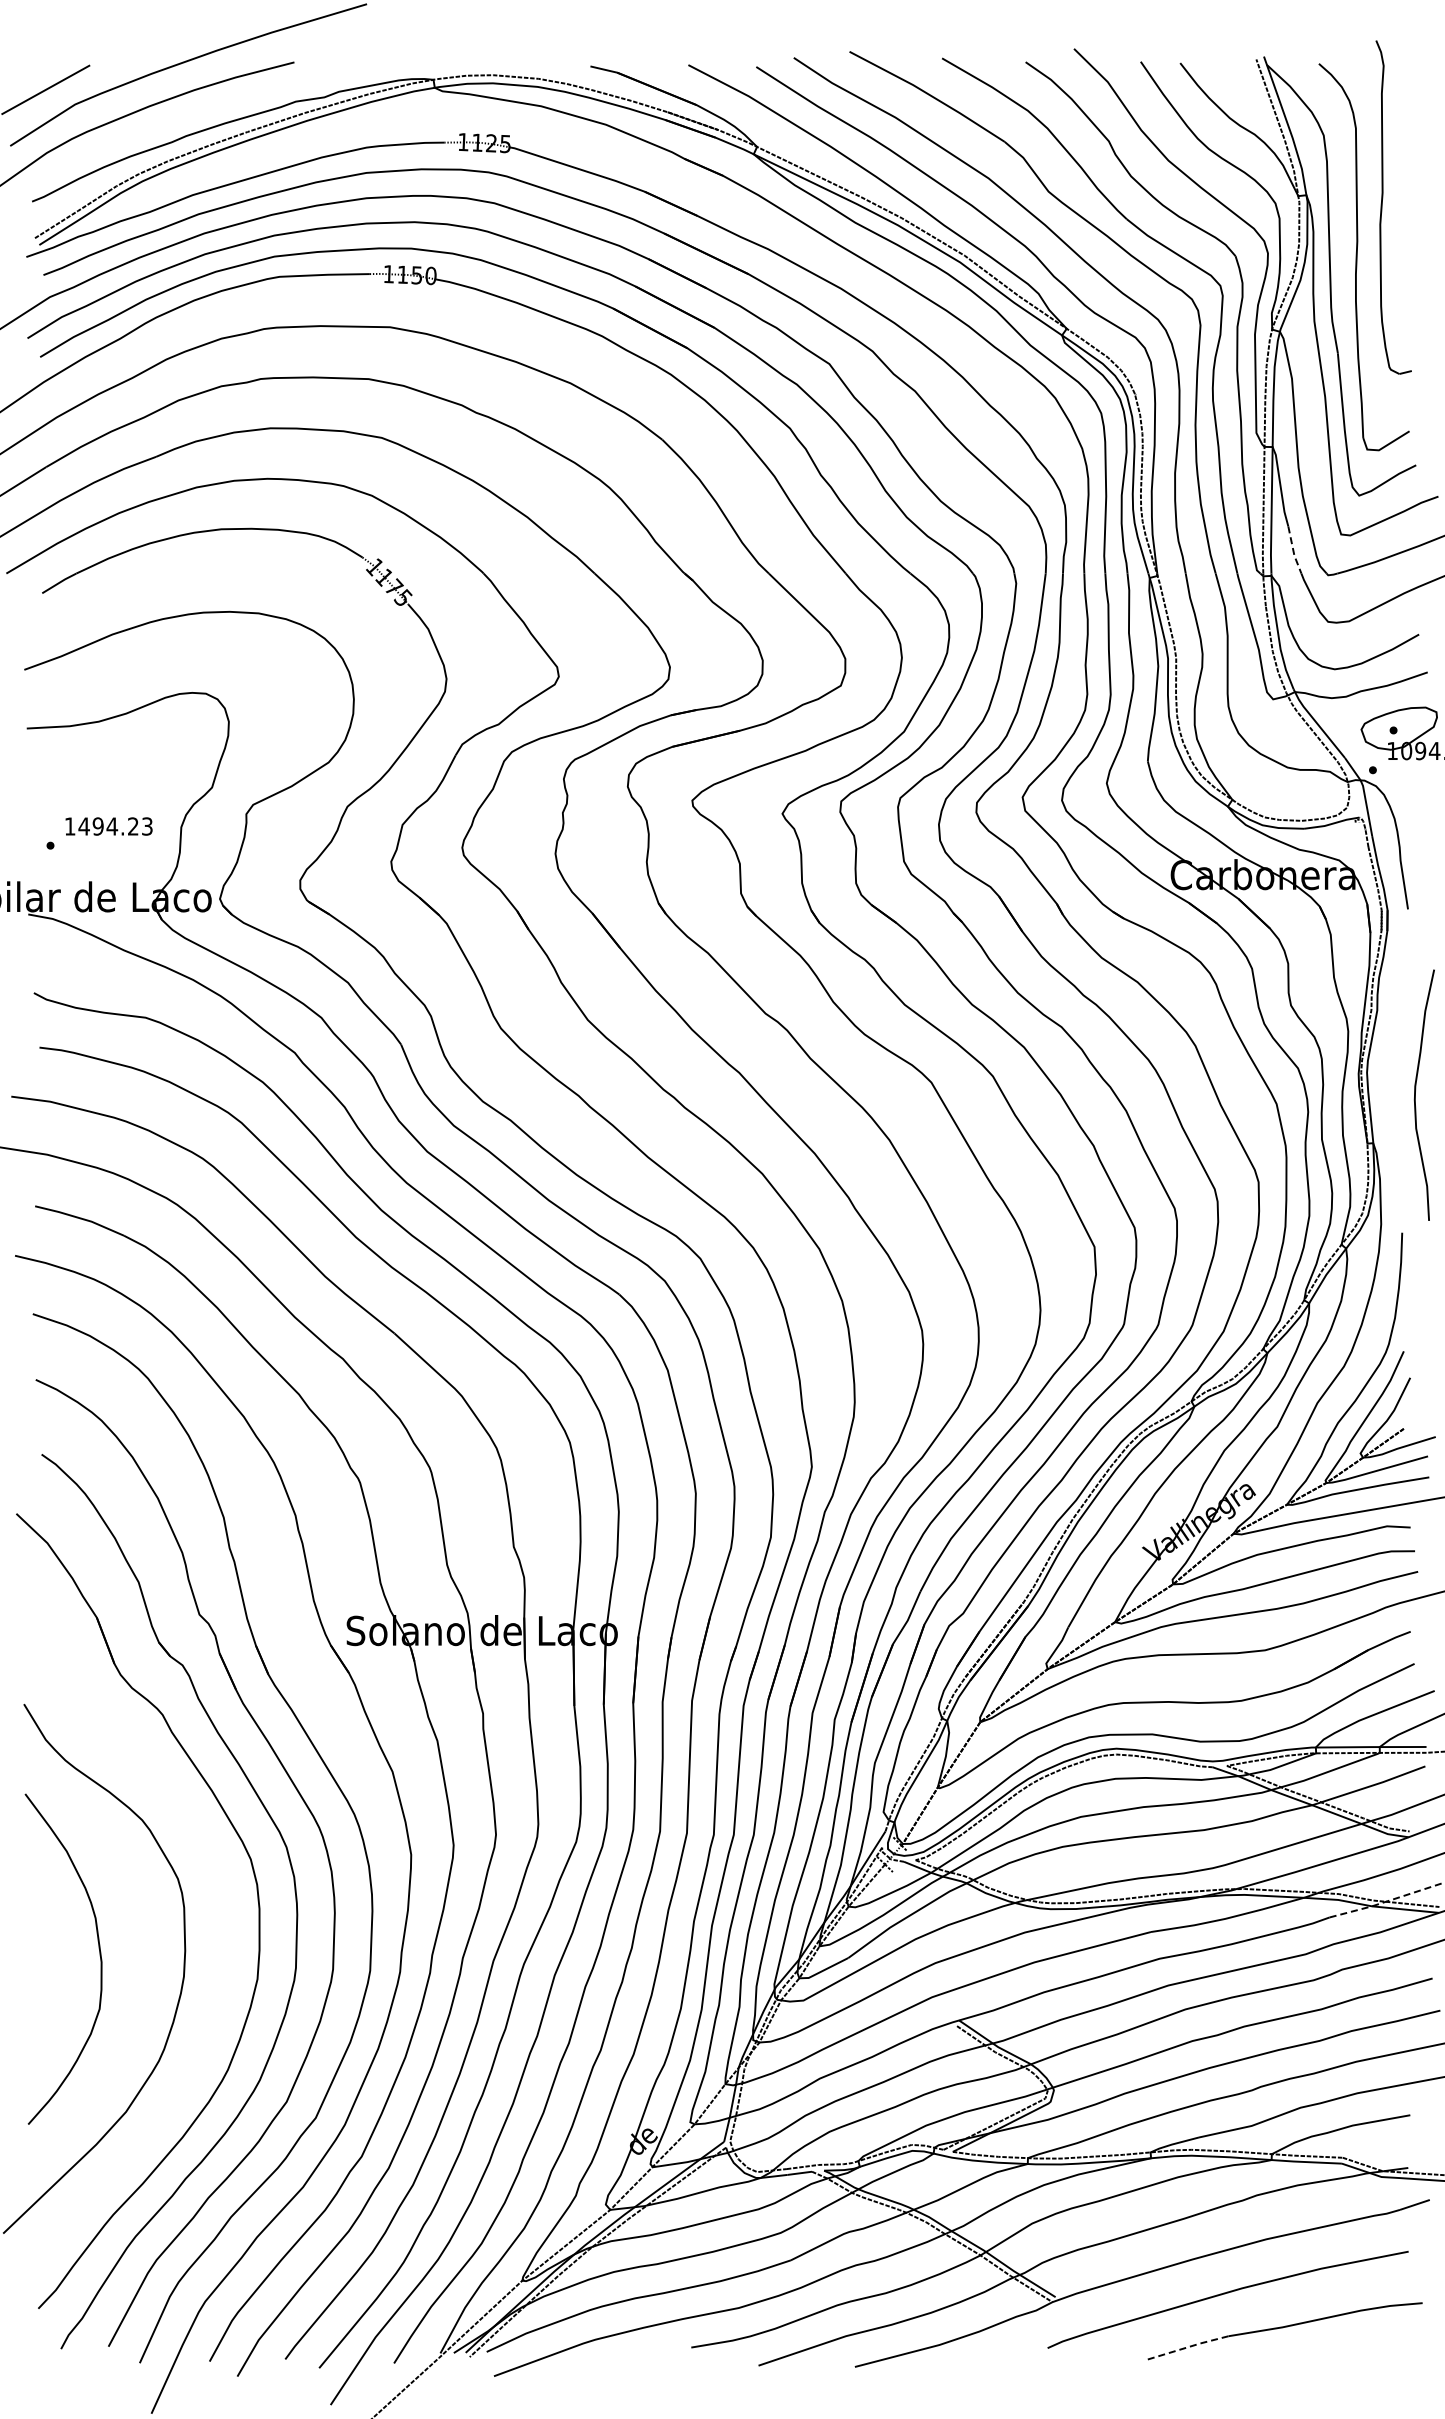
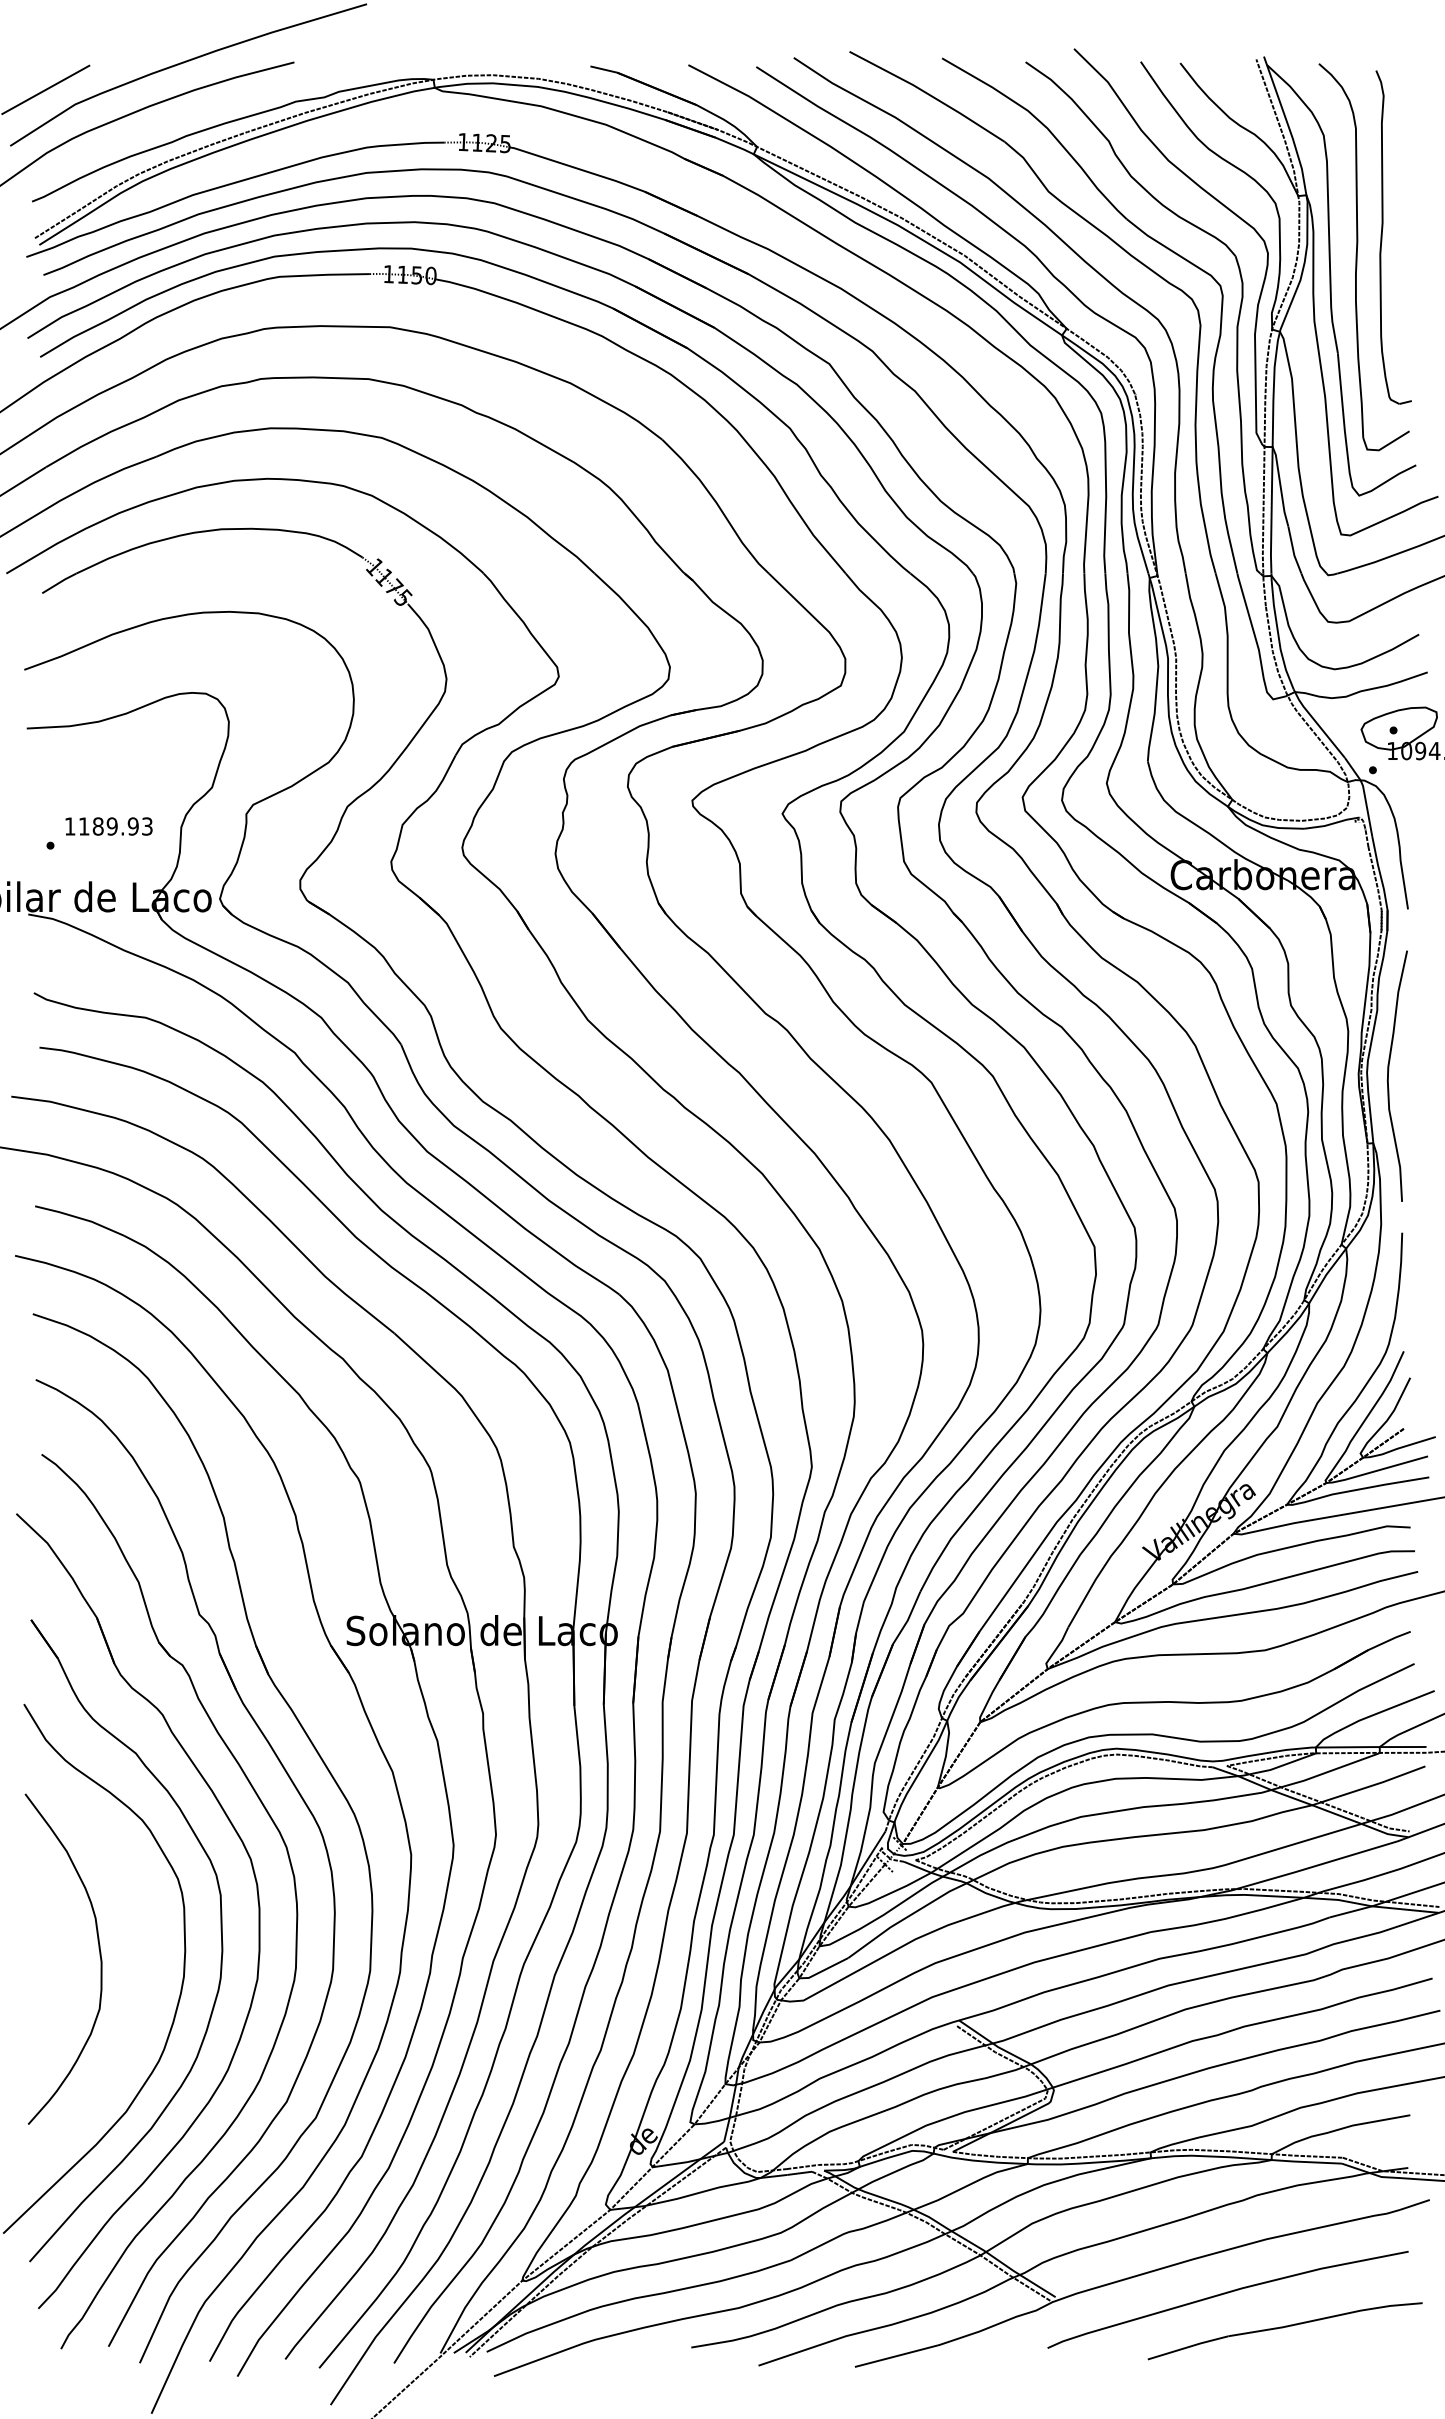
part position: (1382, 207) -> (1382, 237) (1382, 237)
line: dashed -> solid (1293, 551)
text: 1494.23 -> 1189.93 (108, 826)
curve position: (1415, 1094) -> (1388, 1075) (1388, 1075)
line: dashed -> solid (1387, 1901)
part: none -> present (220, 1931)
line: dashed -> solid (1188, 2347)
